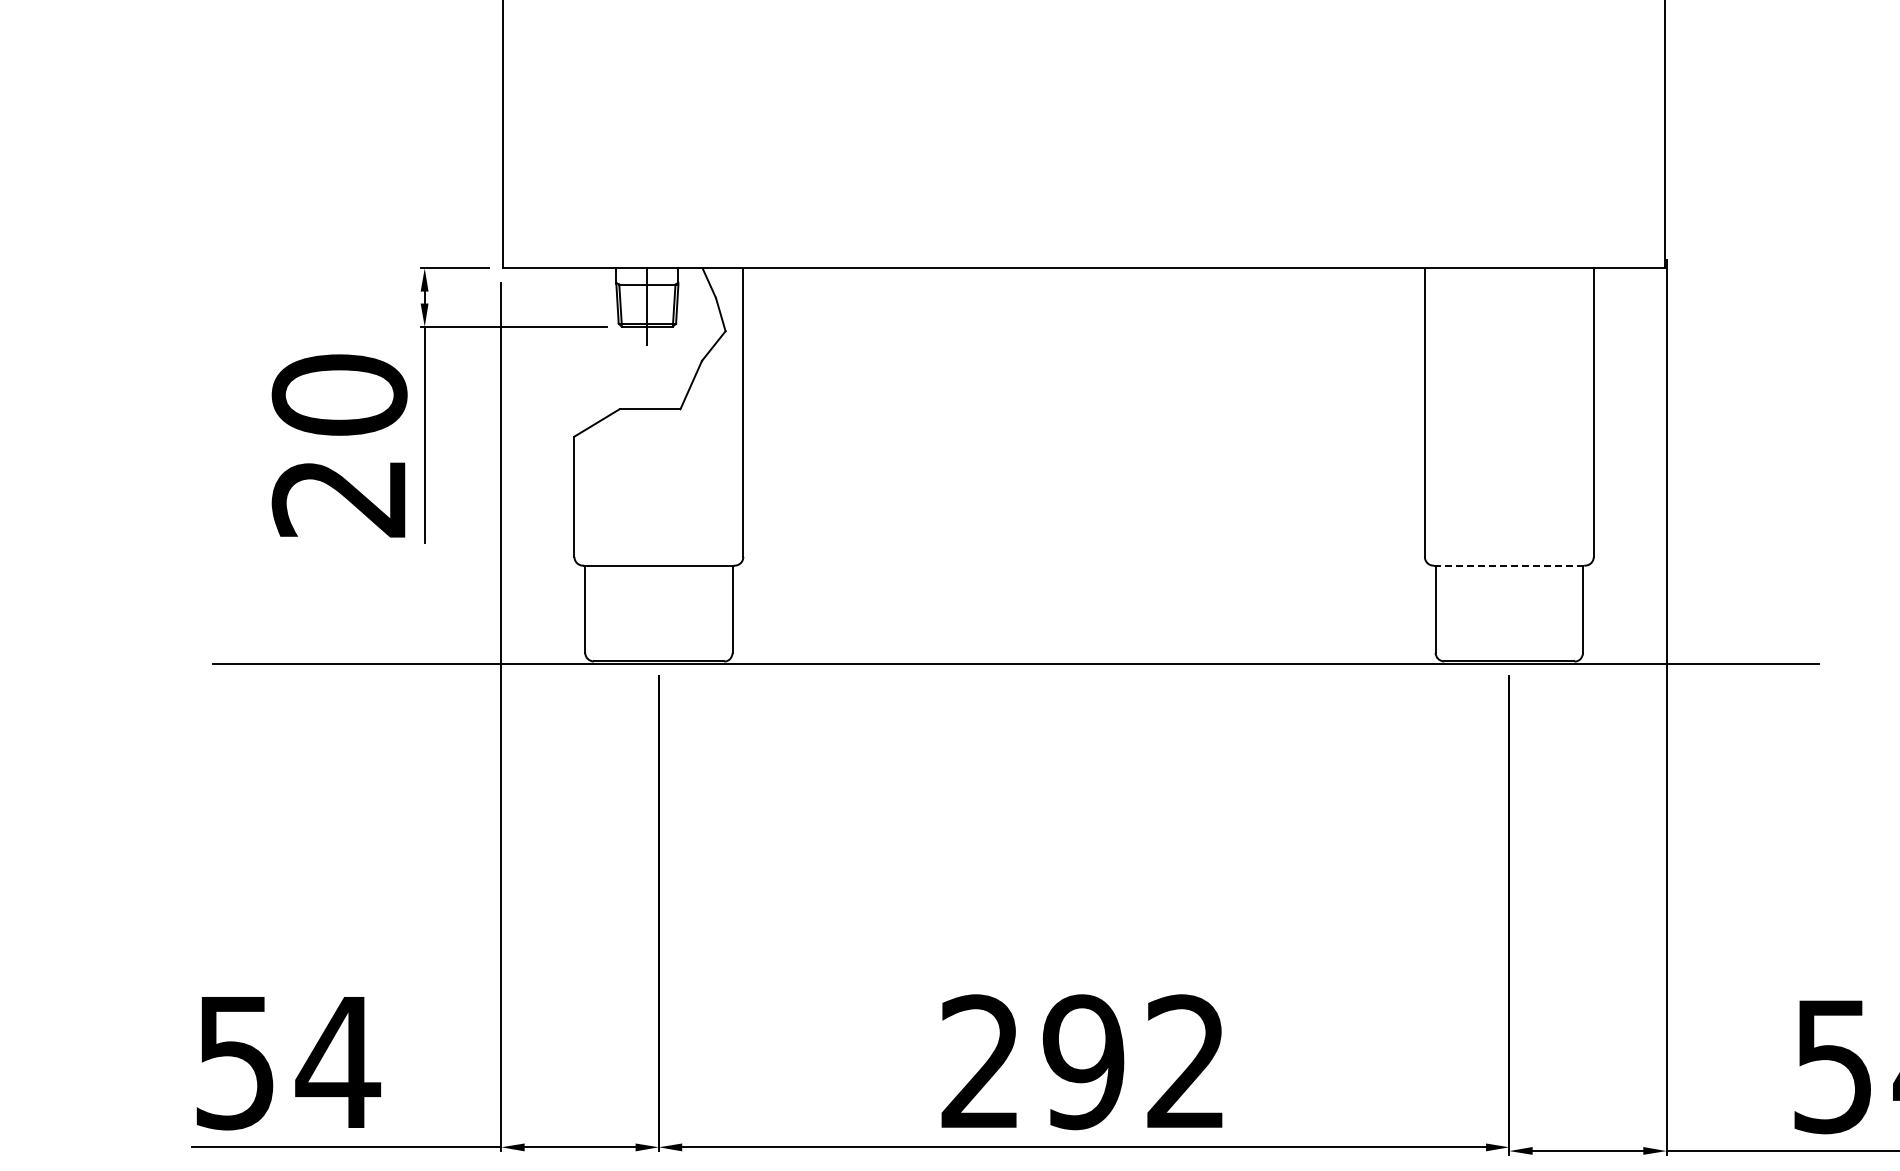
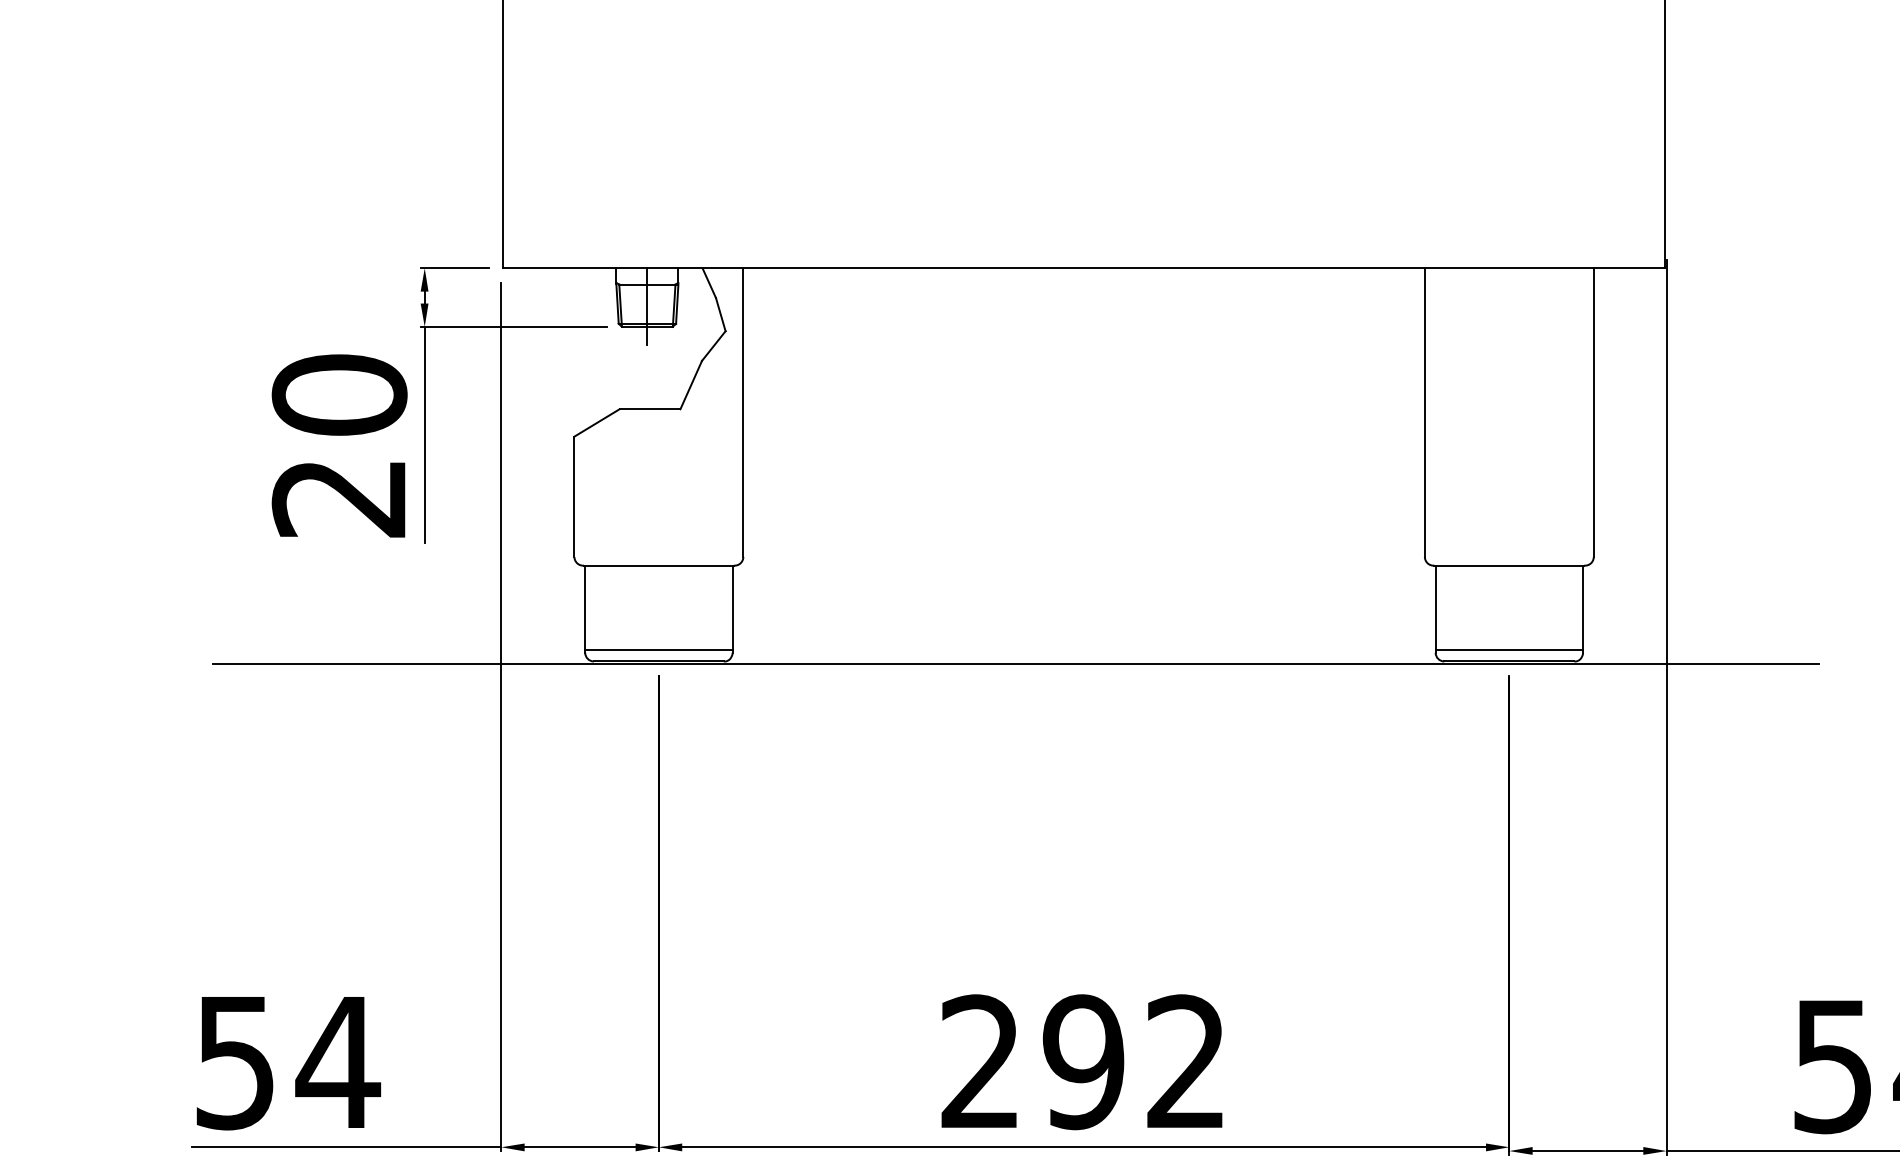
line: dashed -> solid (1509, 565)
line: none -> present (658, 649)
line: none -> present (1509, 649)
